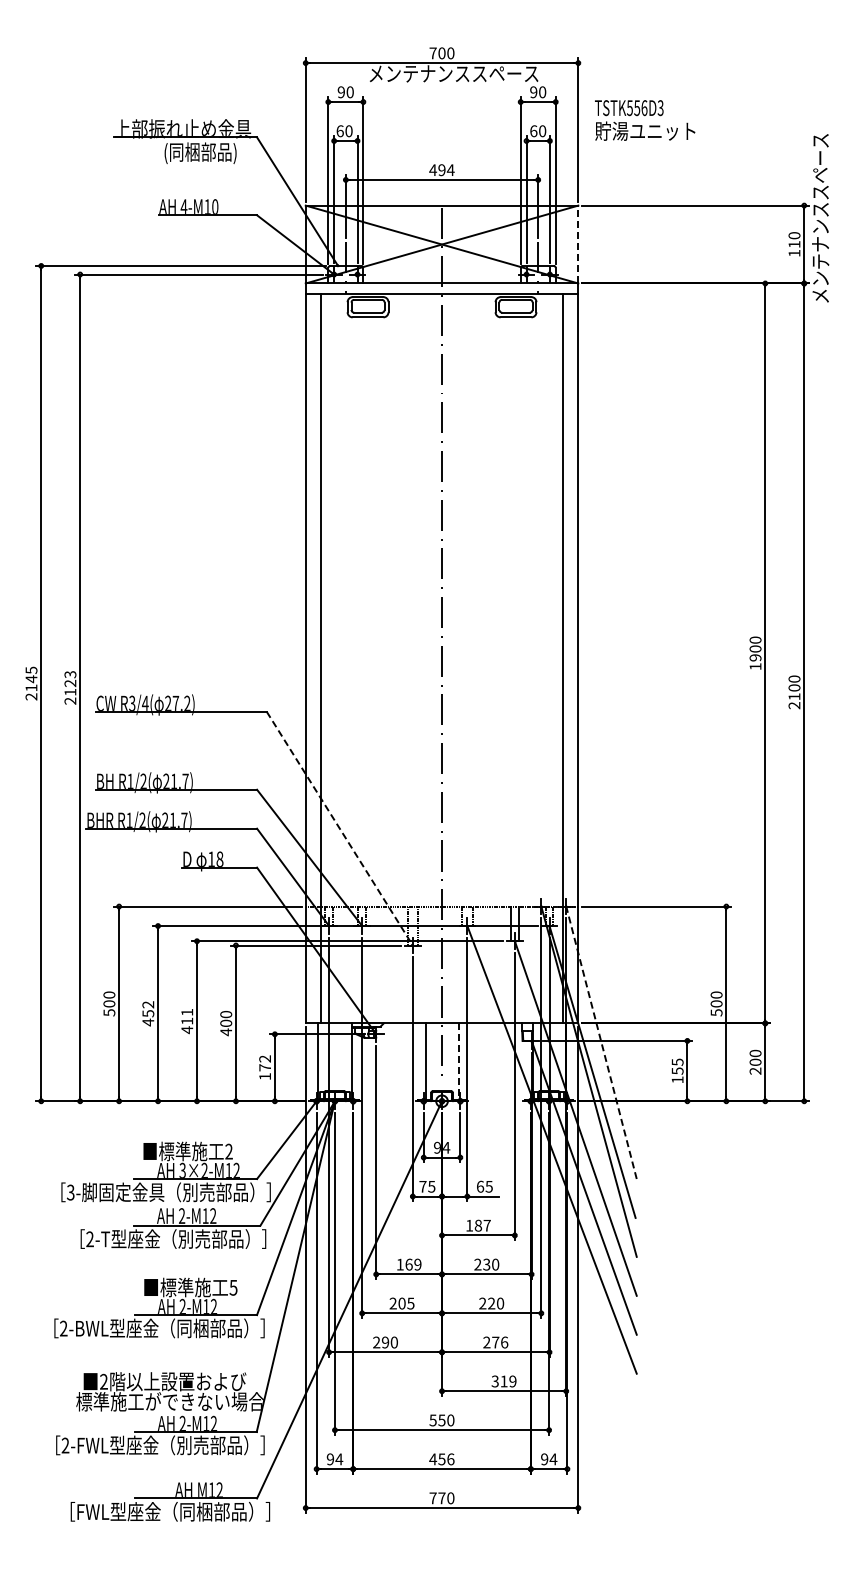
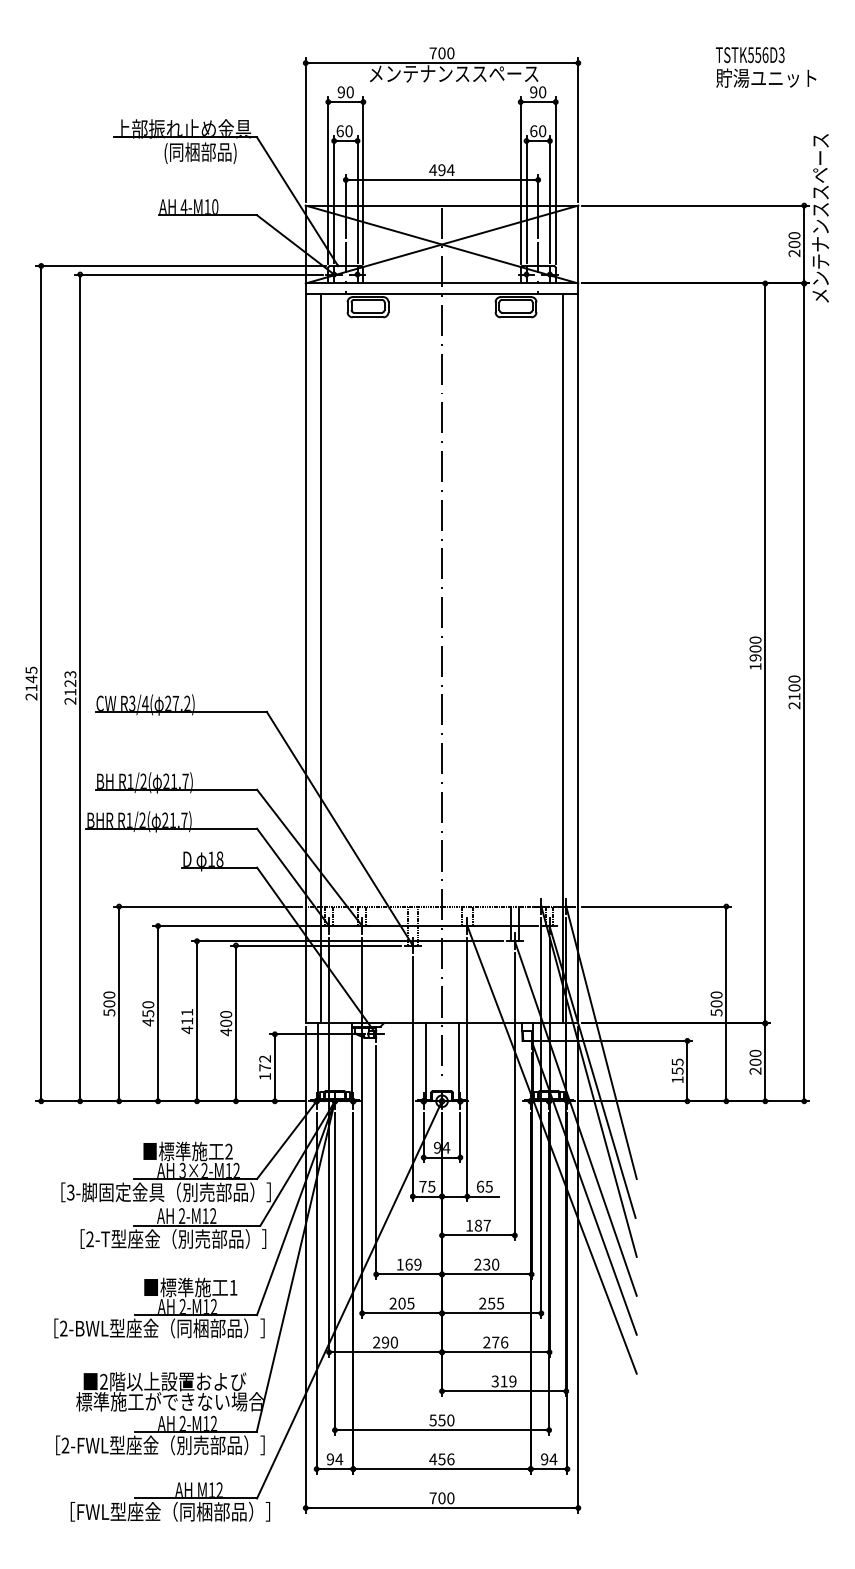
text position: (645, 120) -> (766, 67) (766, 67)
line: dashed -> solid (578, 244)
text: 110 -> 200 (794, 248)
line: dashed -> solid (339, 828)
text: 452 -> 450 (148, 1004)
line: dashed -> solid (601, 1042)
line: dashed -> solid (458, 1062)
text: 5 -> 1 (233, 1287)
text: 220 -> 255 (496, 1303)
text: 770 -> 700 (441, 1498)
